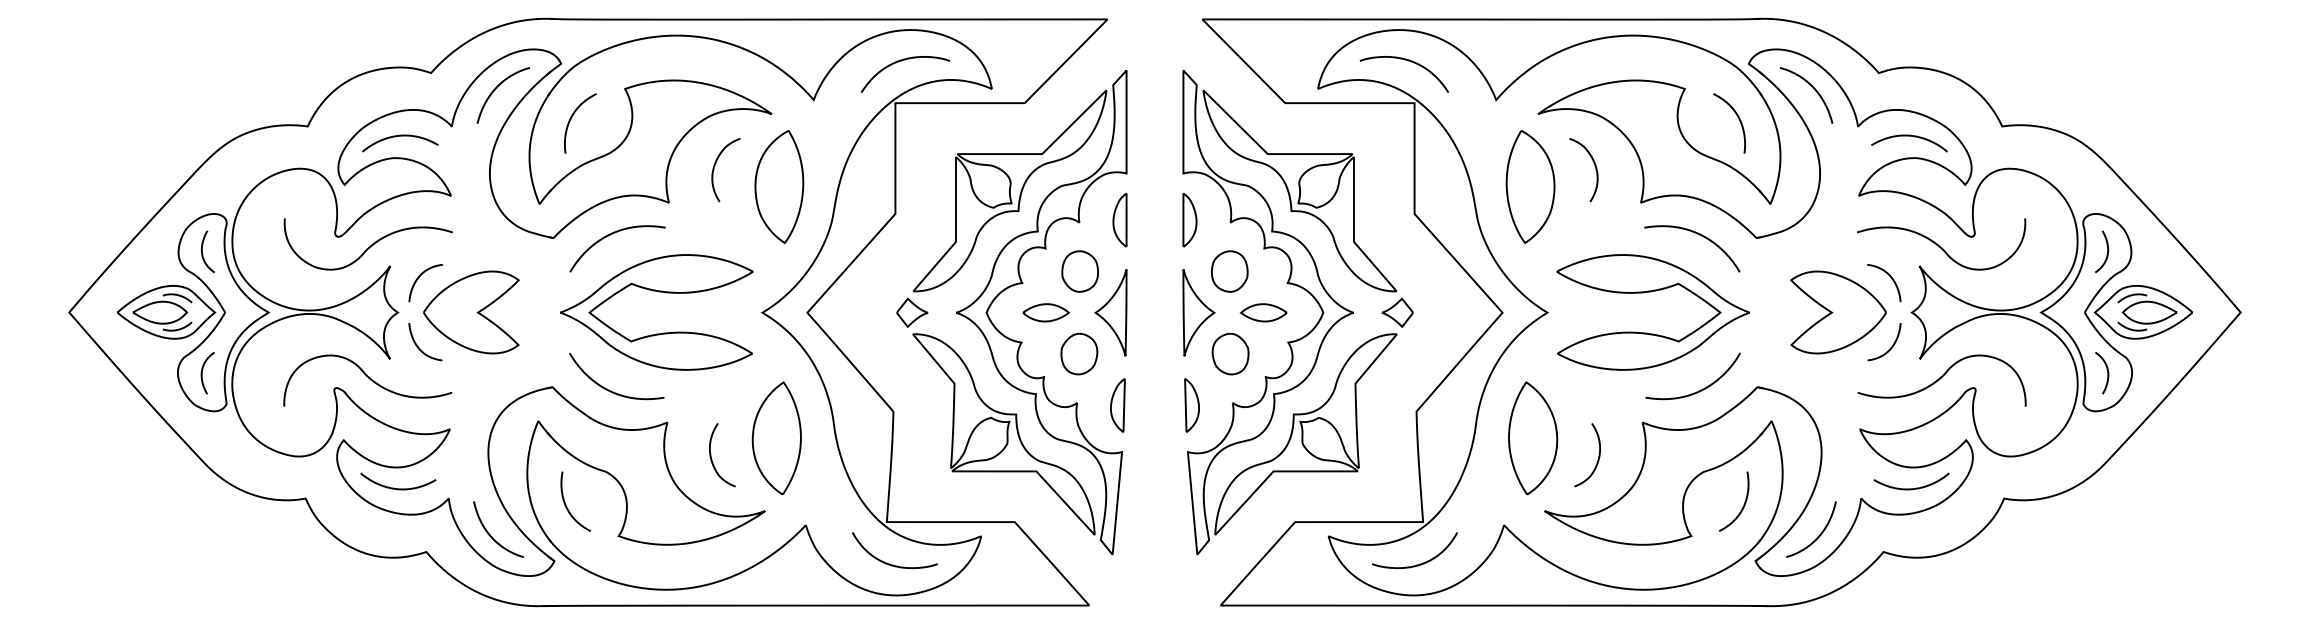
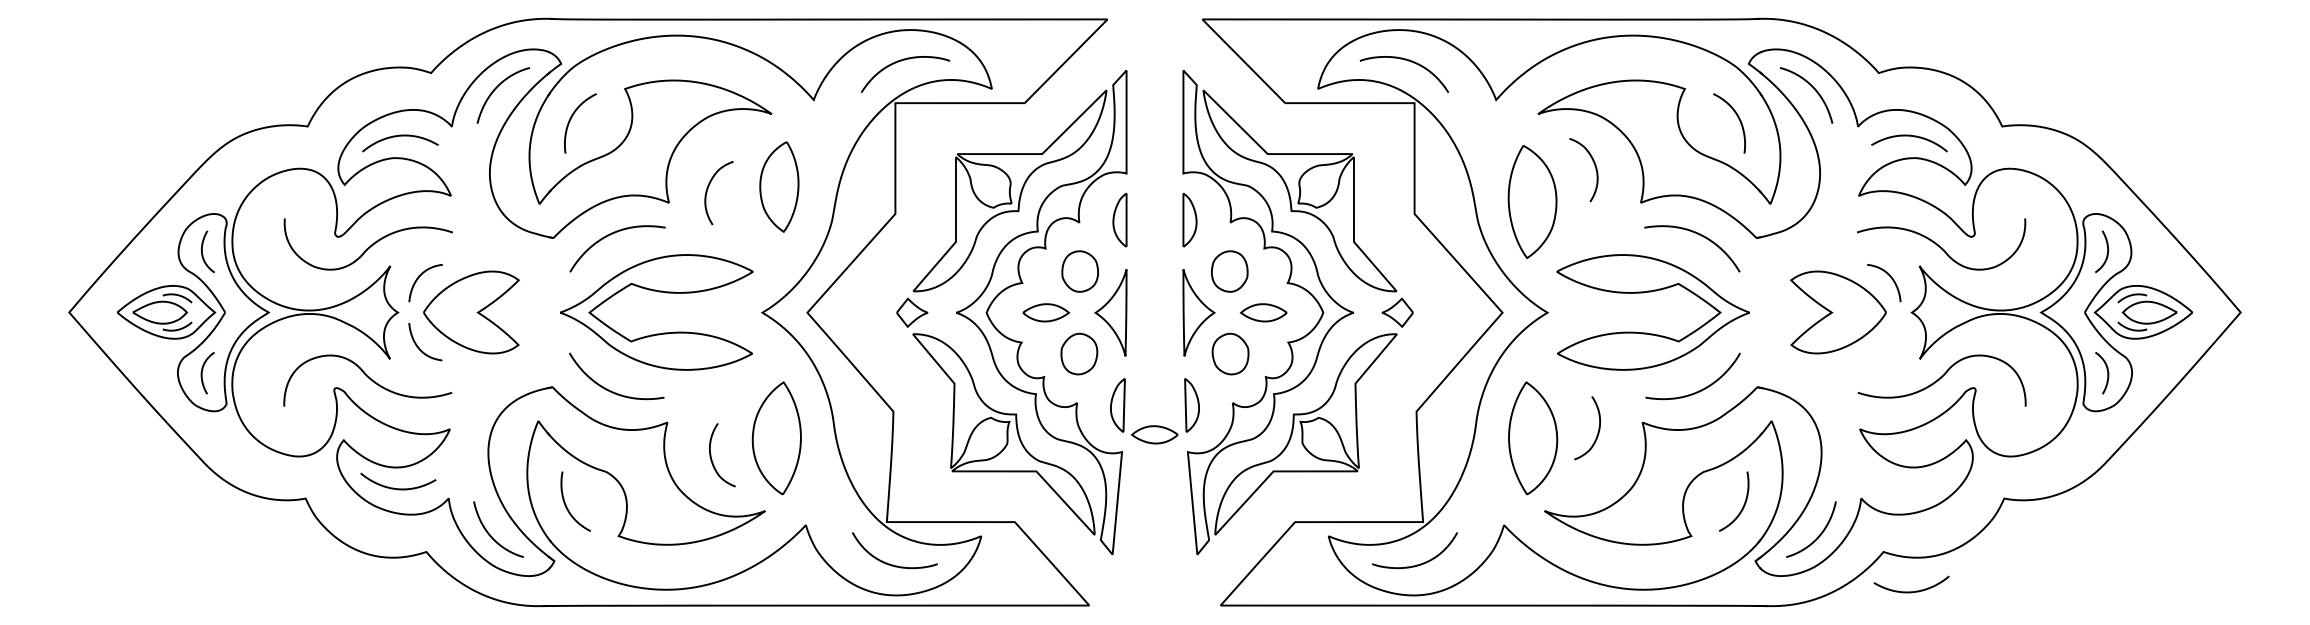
curve position: (715, 166) -> (708, 189) (708, 189)
part size: 51x114 px -> 41x92 px (779, 186)
part position: (1530, 186) -> (1532, 201) (1532, 201)
curve: present -> none (1890, 347)
part: none -> present (1154, 434)
curve position: (1597, 459) -> (1597, 432) (1597, 432)
curve position: (1911, 488) -> (1911, 591) (1911, 591)
